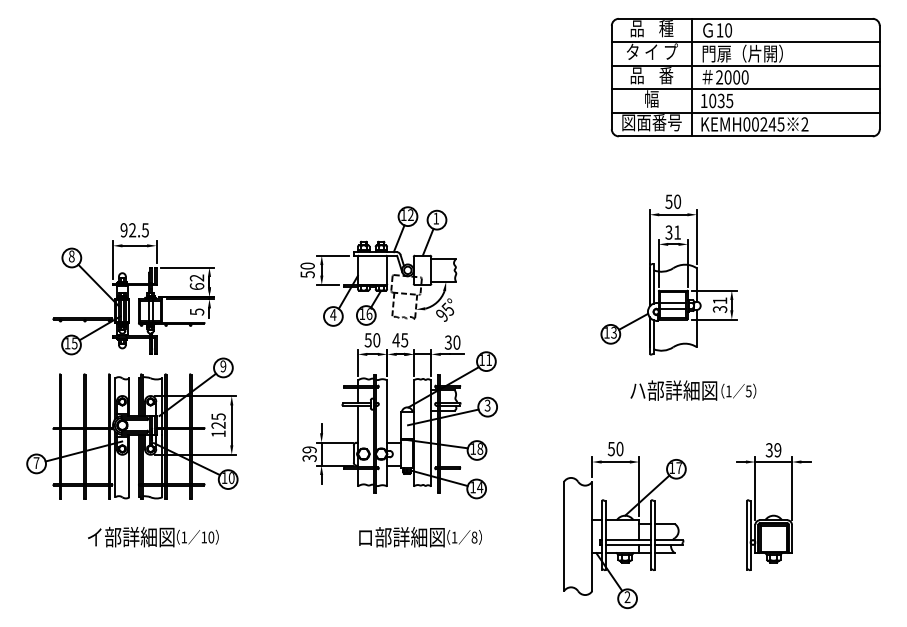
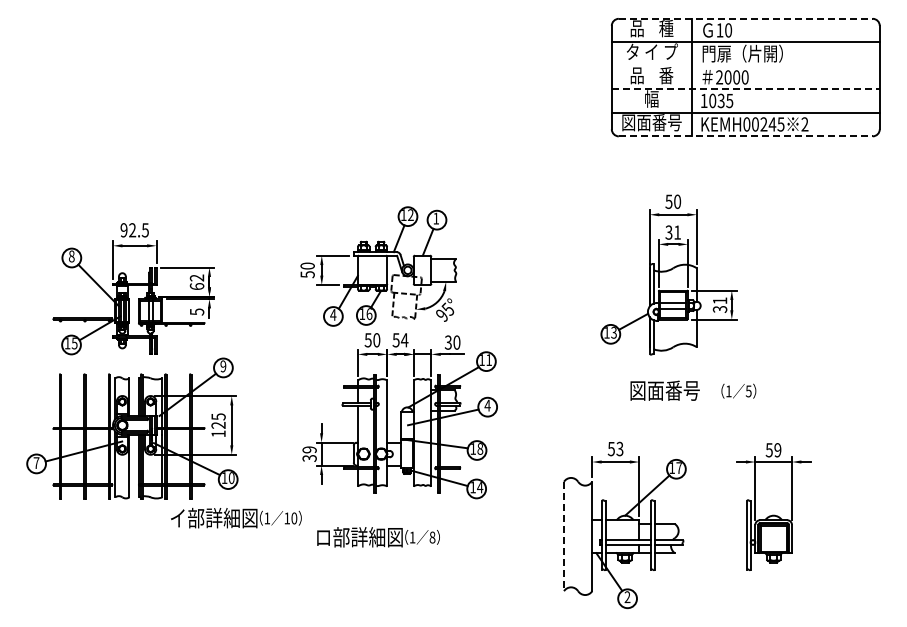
line: solid -> dashed (745, 18)
line: present -> none (745, 65)
line: solid -> dashed (745, 89)
line: solid -> dashed (745, 136)
text: 45 -> 54 (400, 340)
text: ハ部詳細図 -> 図面番号 (673, 390)
text: 3 -> 4 (487, 405)
text: 50 -> 53 (619, 449)
text: 39 -> 59 (769, 449)
line: solid -> dashed (564, 536)
text position: (153, 537) -> (236, 518) (236, 518)
text position: (420, 537) -> (378, 537) (378, 537)
